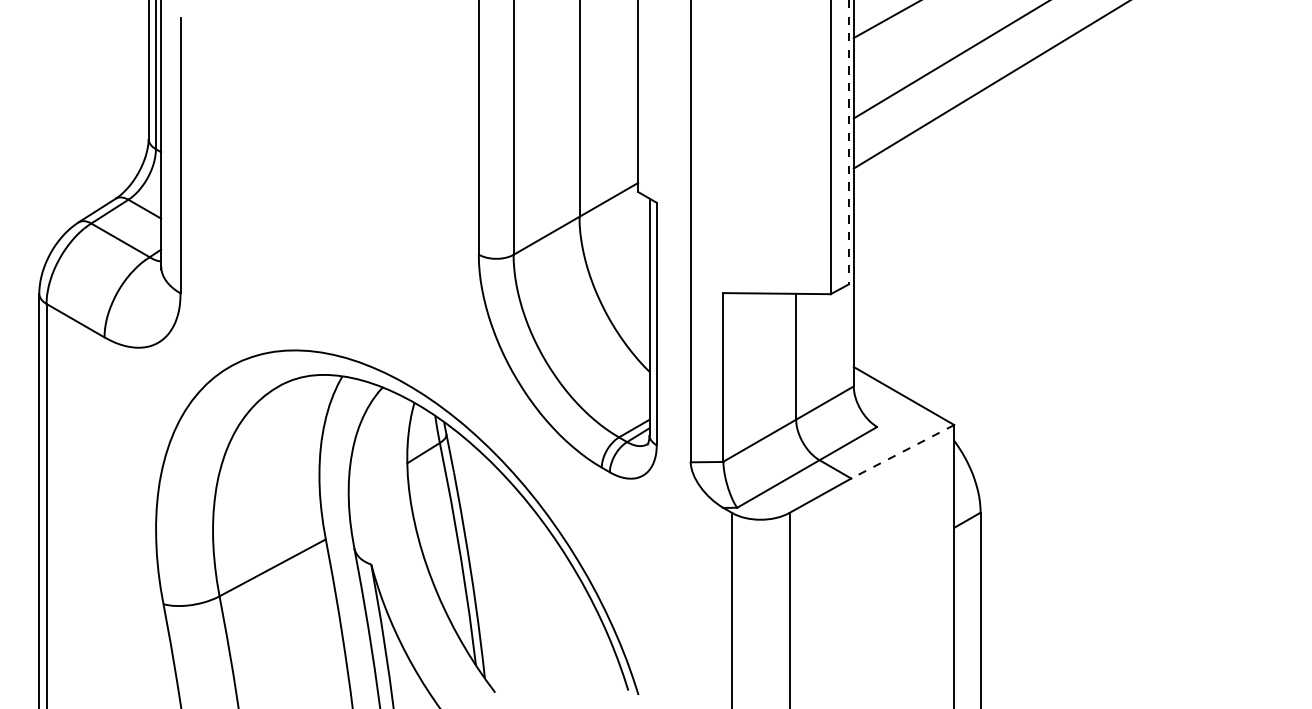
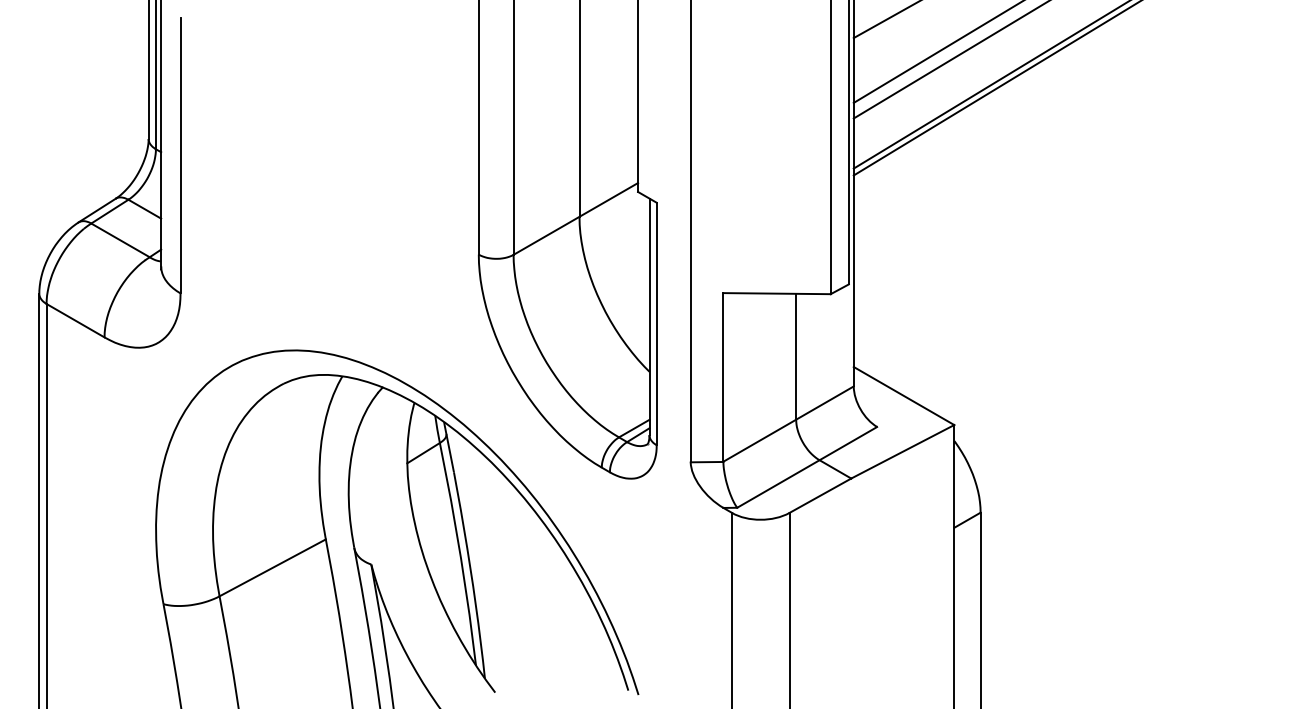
line: none -> present (937, 52)
line: none -> present (996, 88)
line: dashed -> solid (848, 142)
line: dashed -> solid (902, 452)
